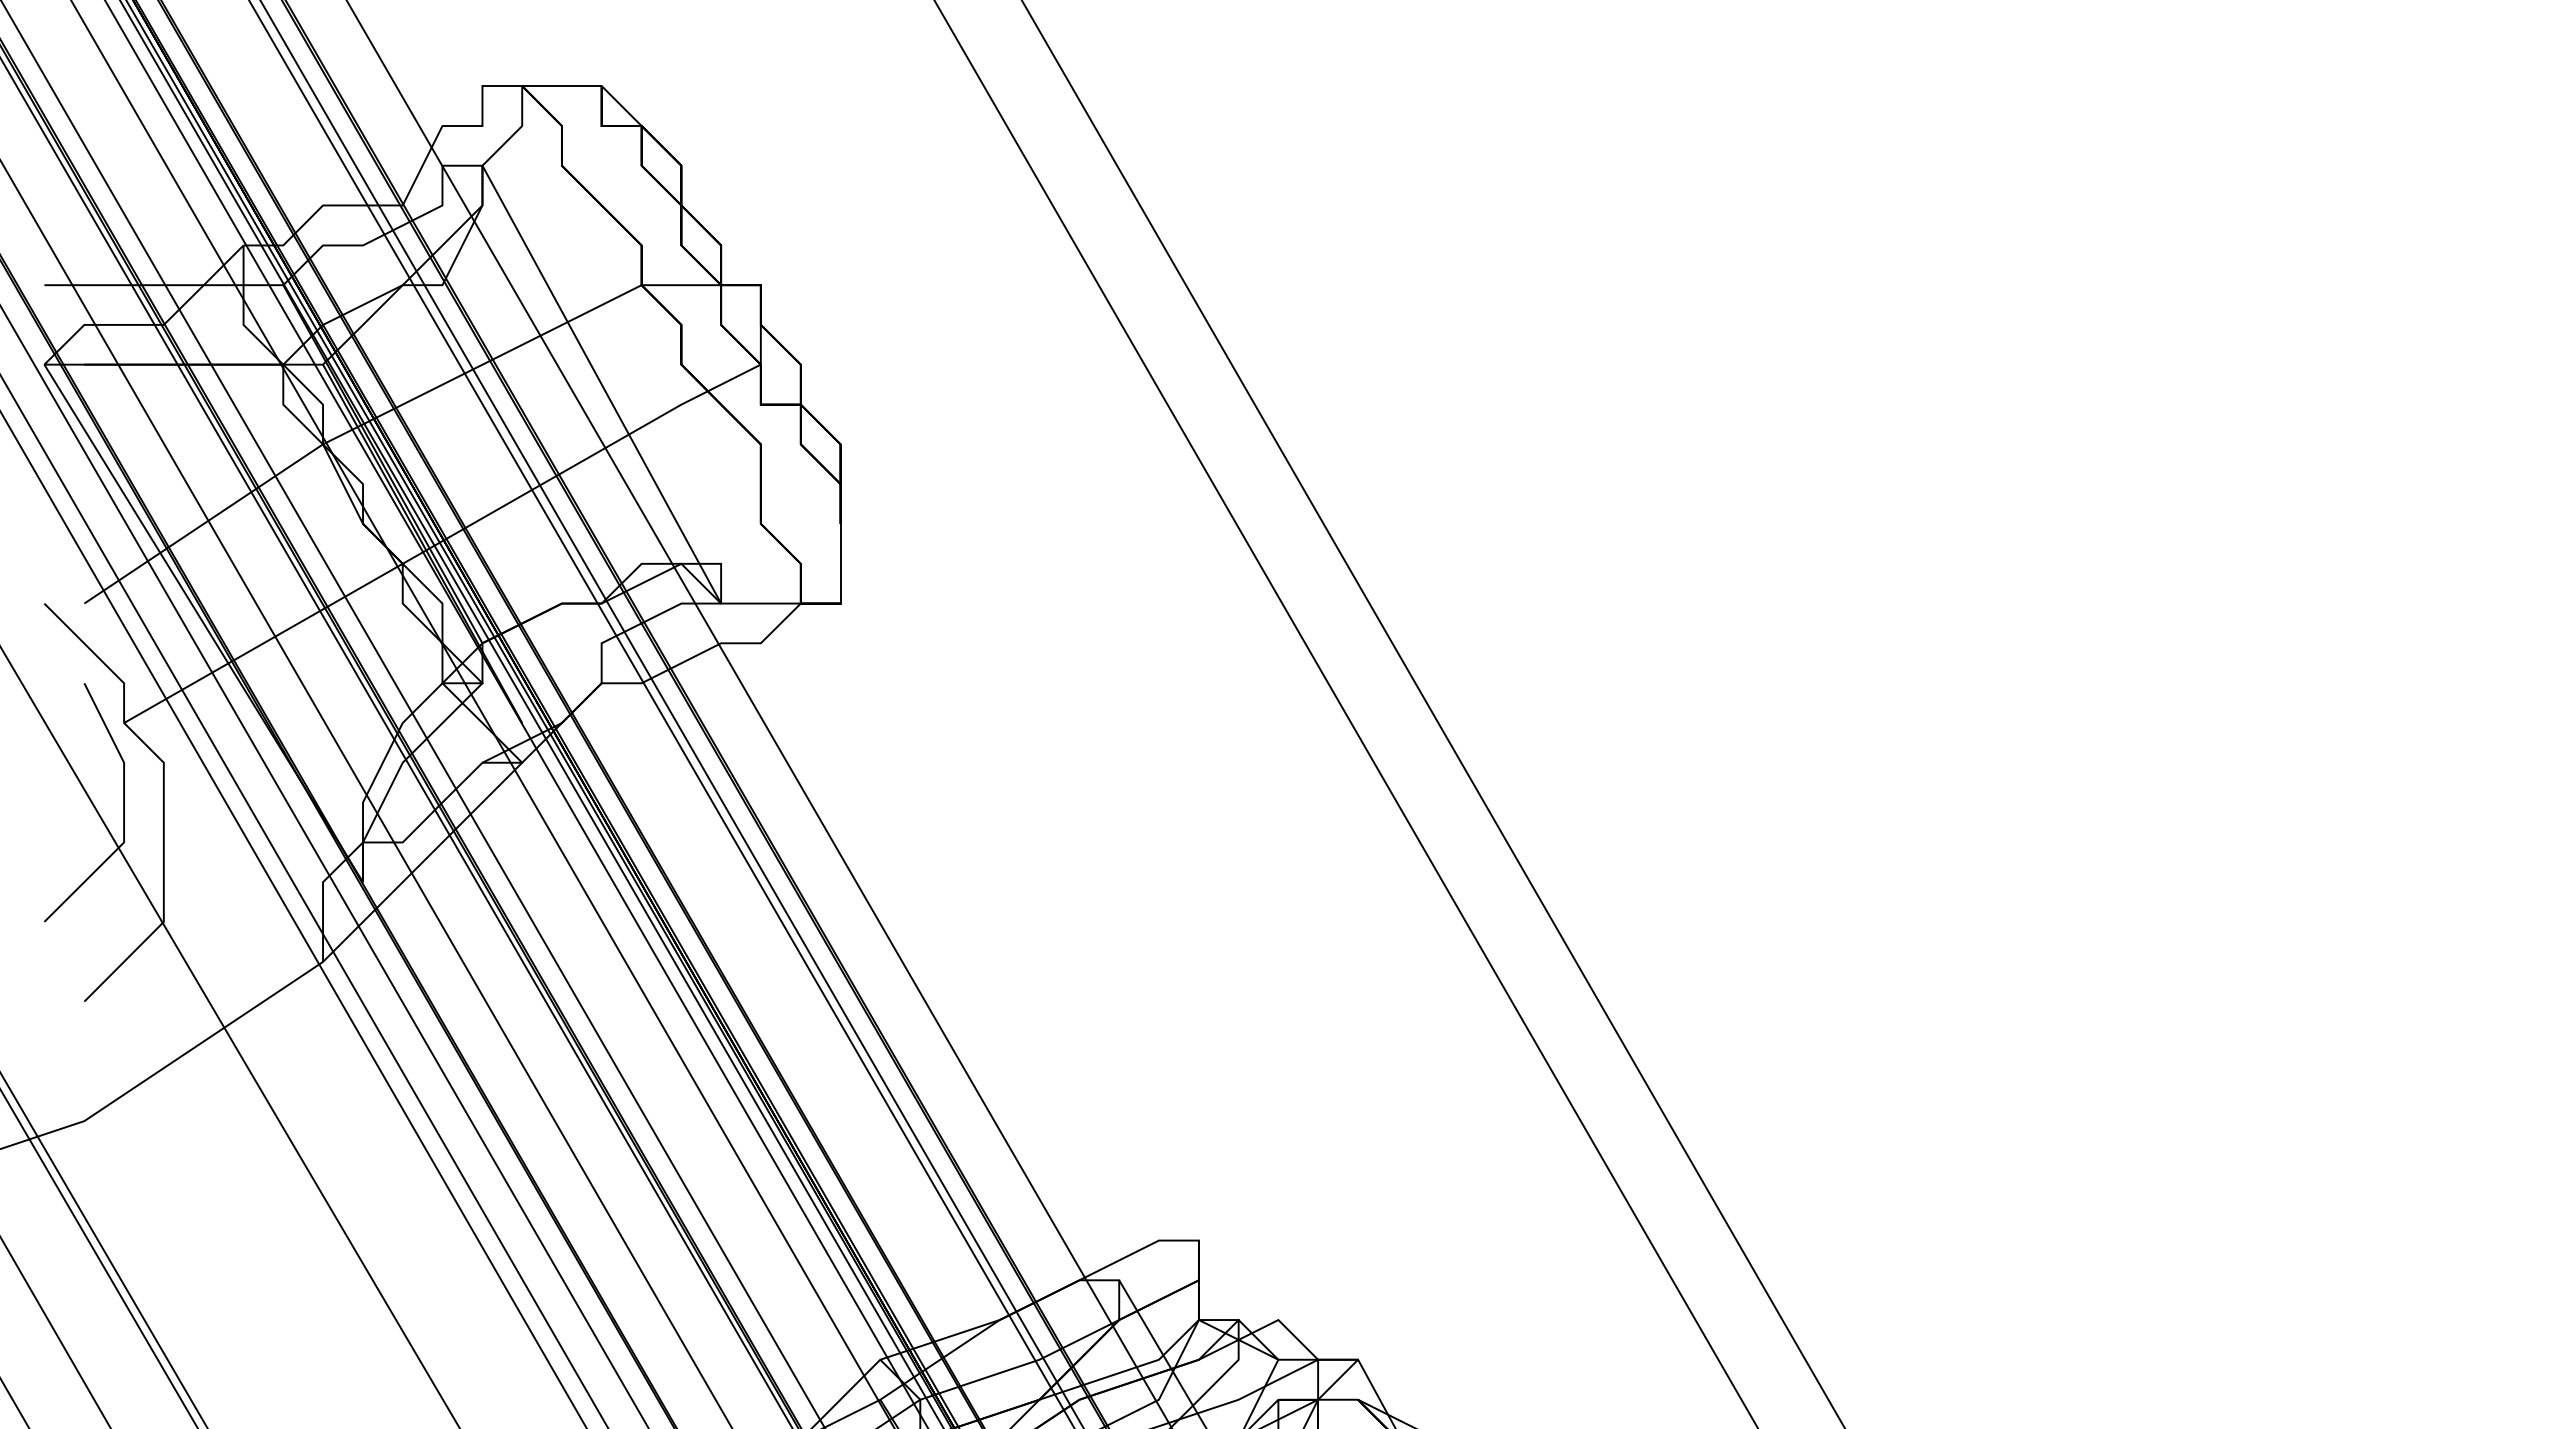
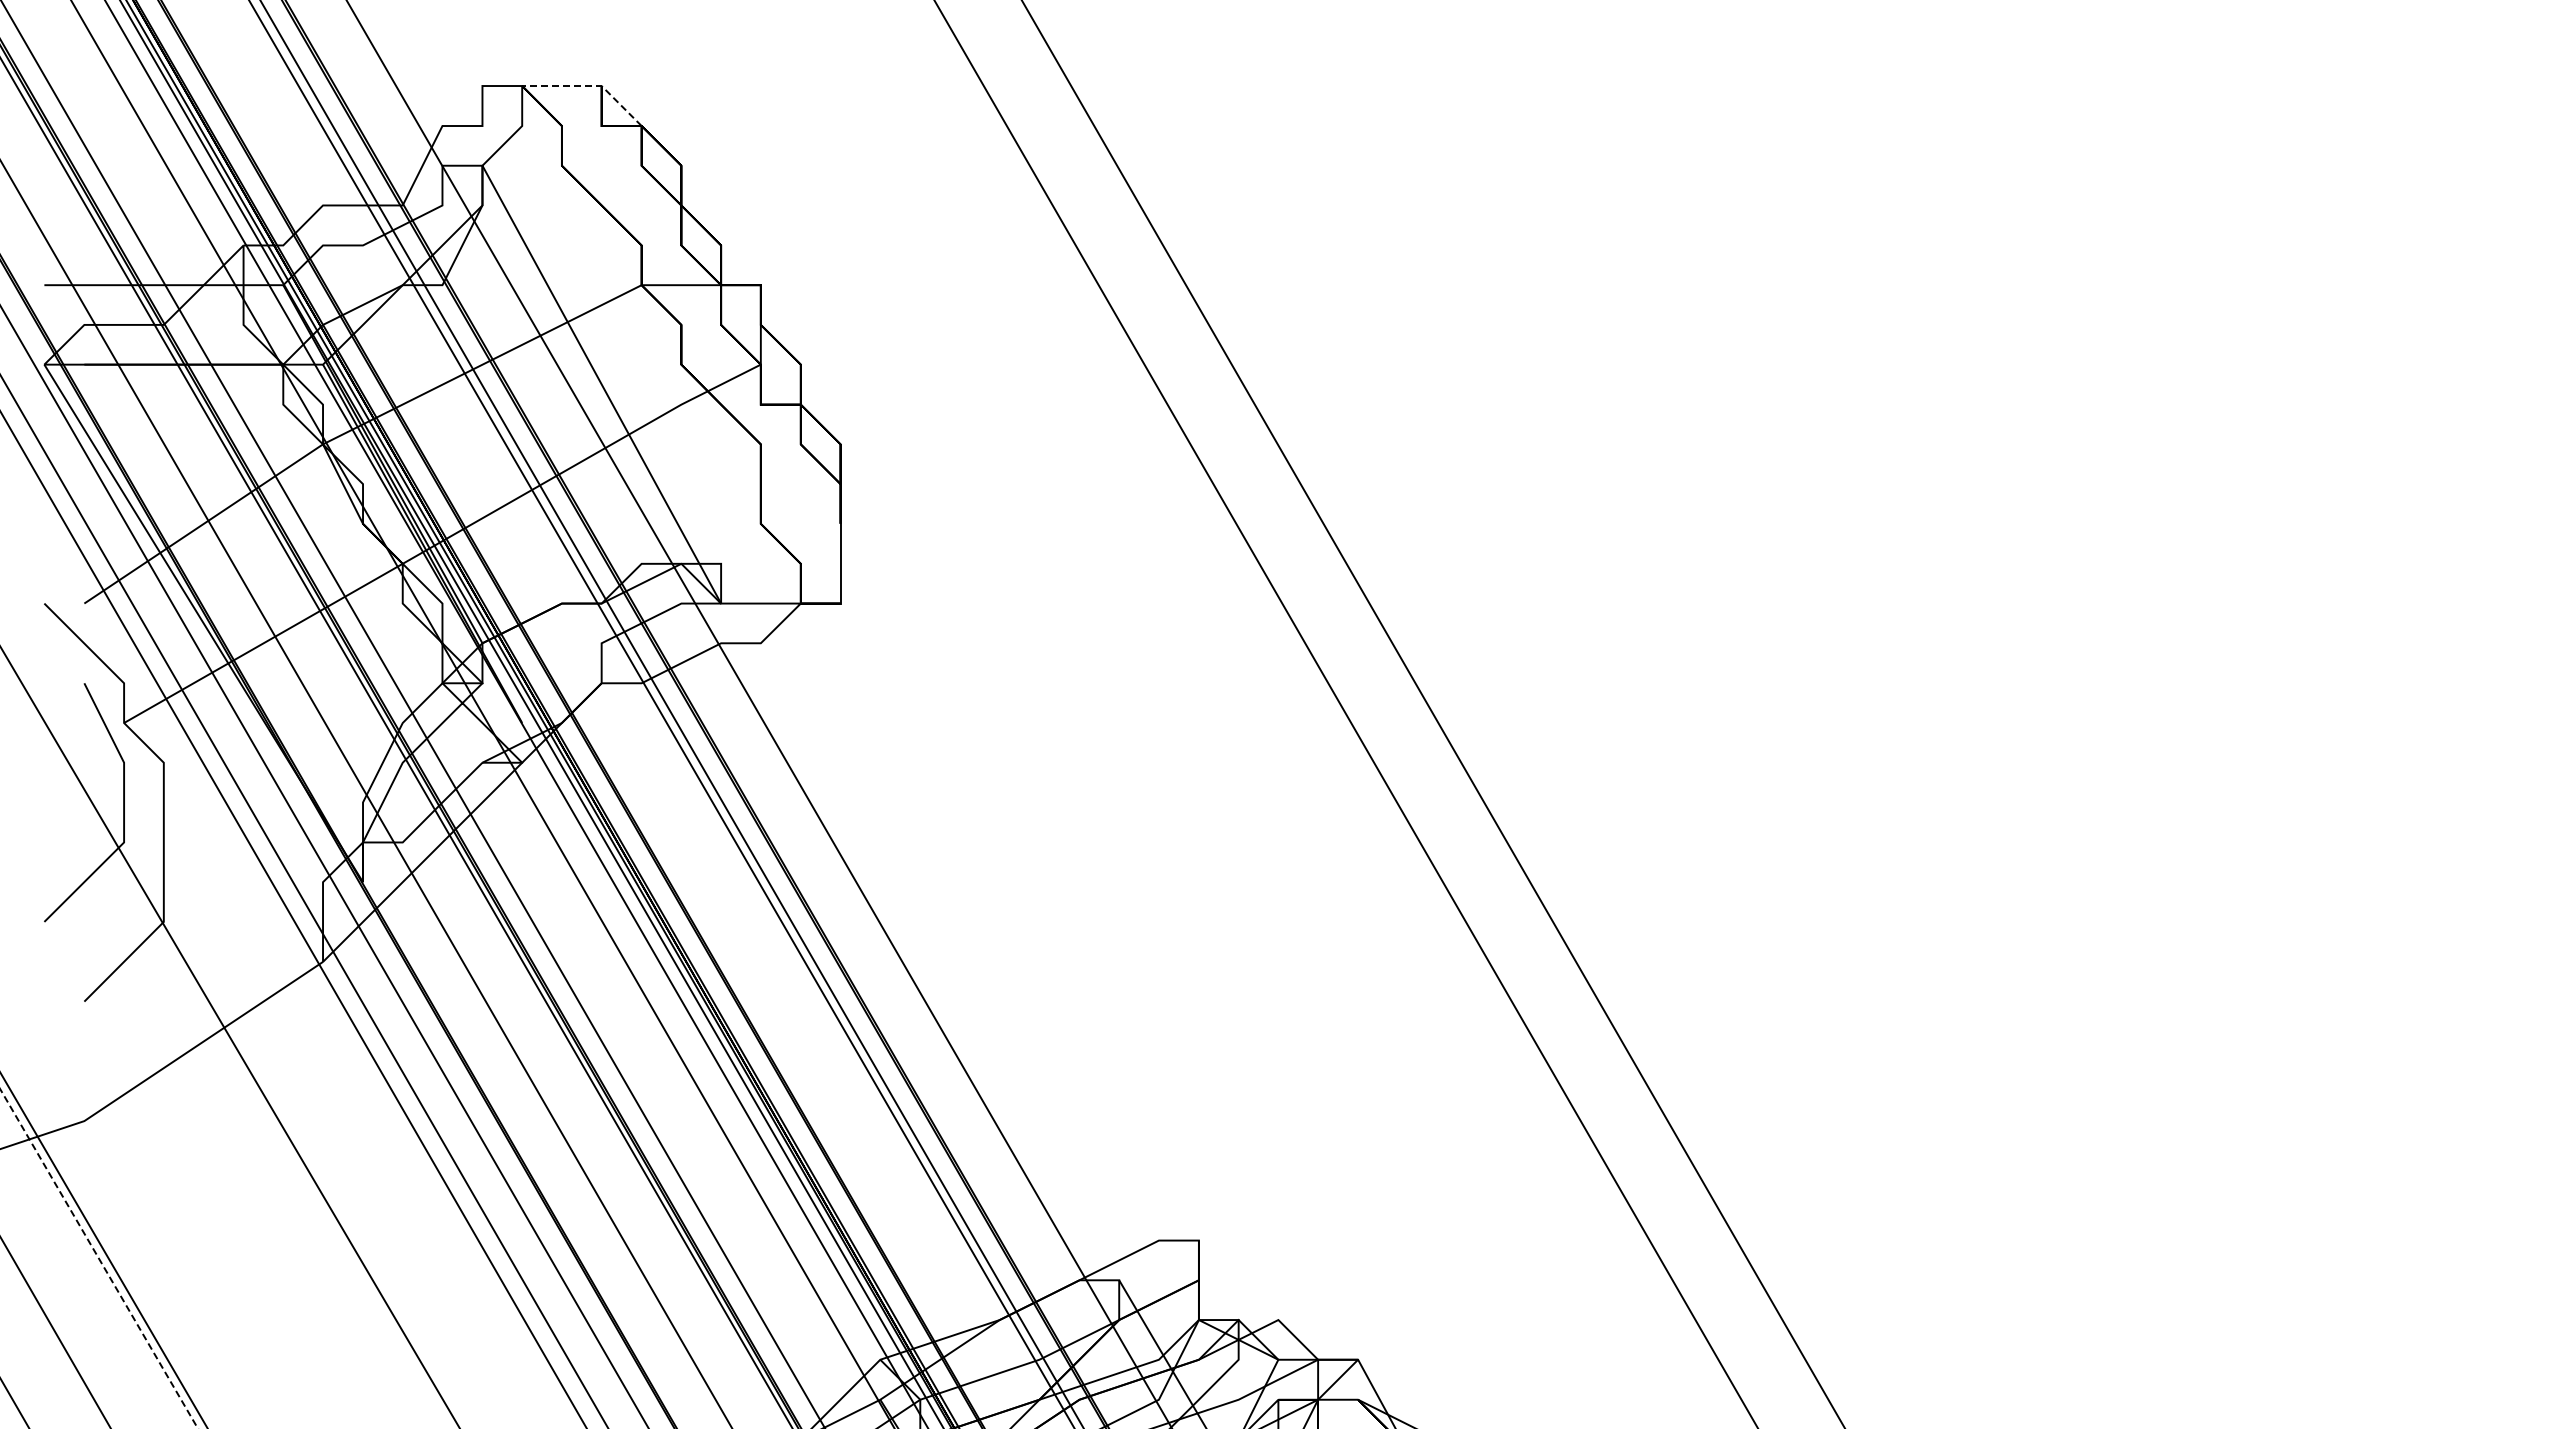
line: solid -> dashed (590, 86)
line: solid -> dashed (99, 1259)
